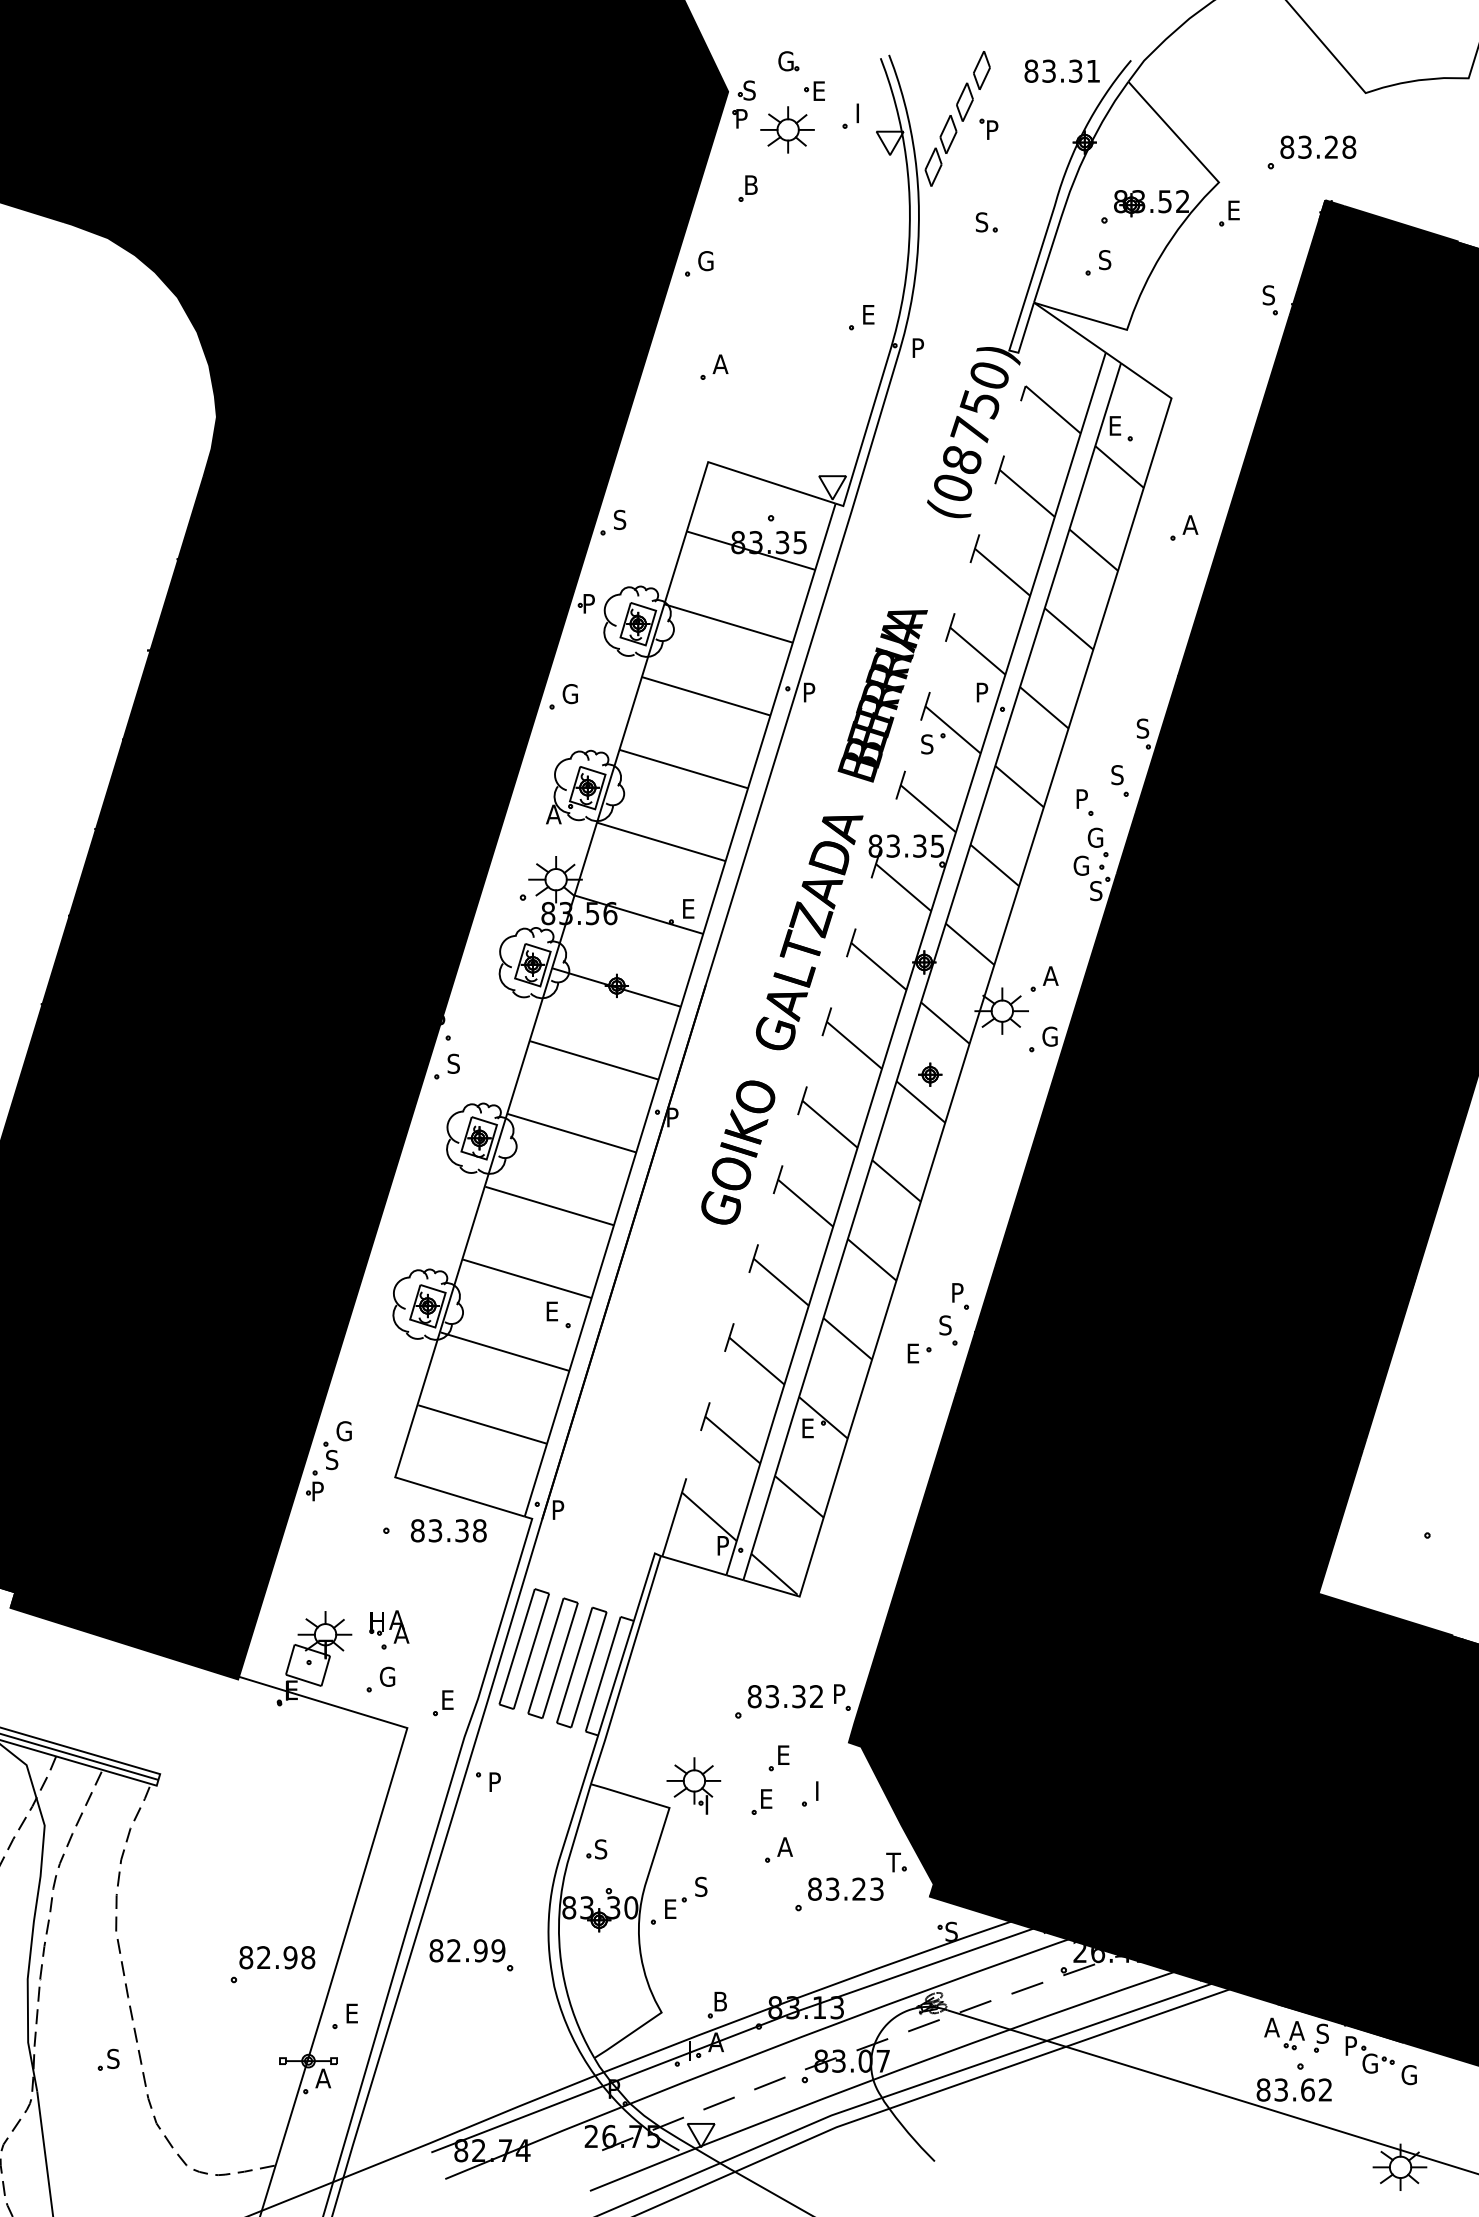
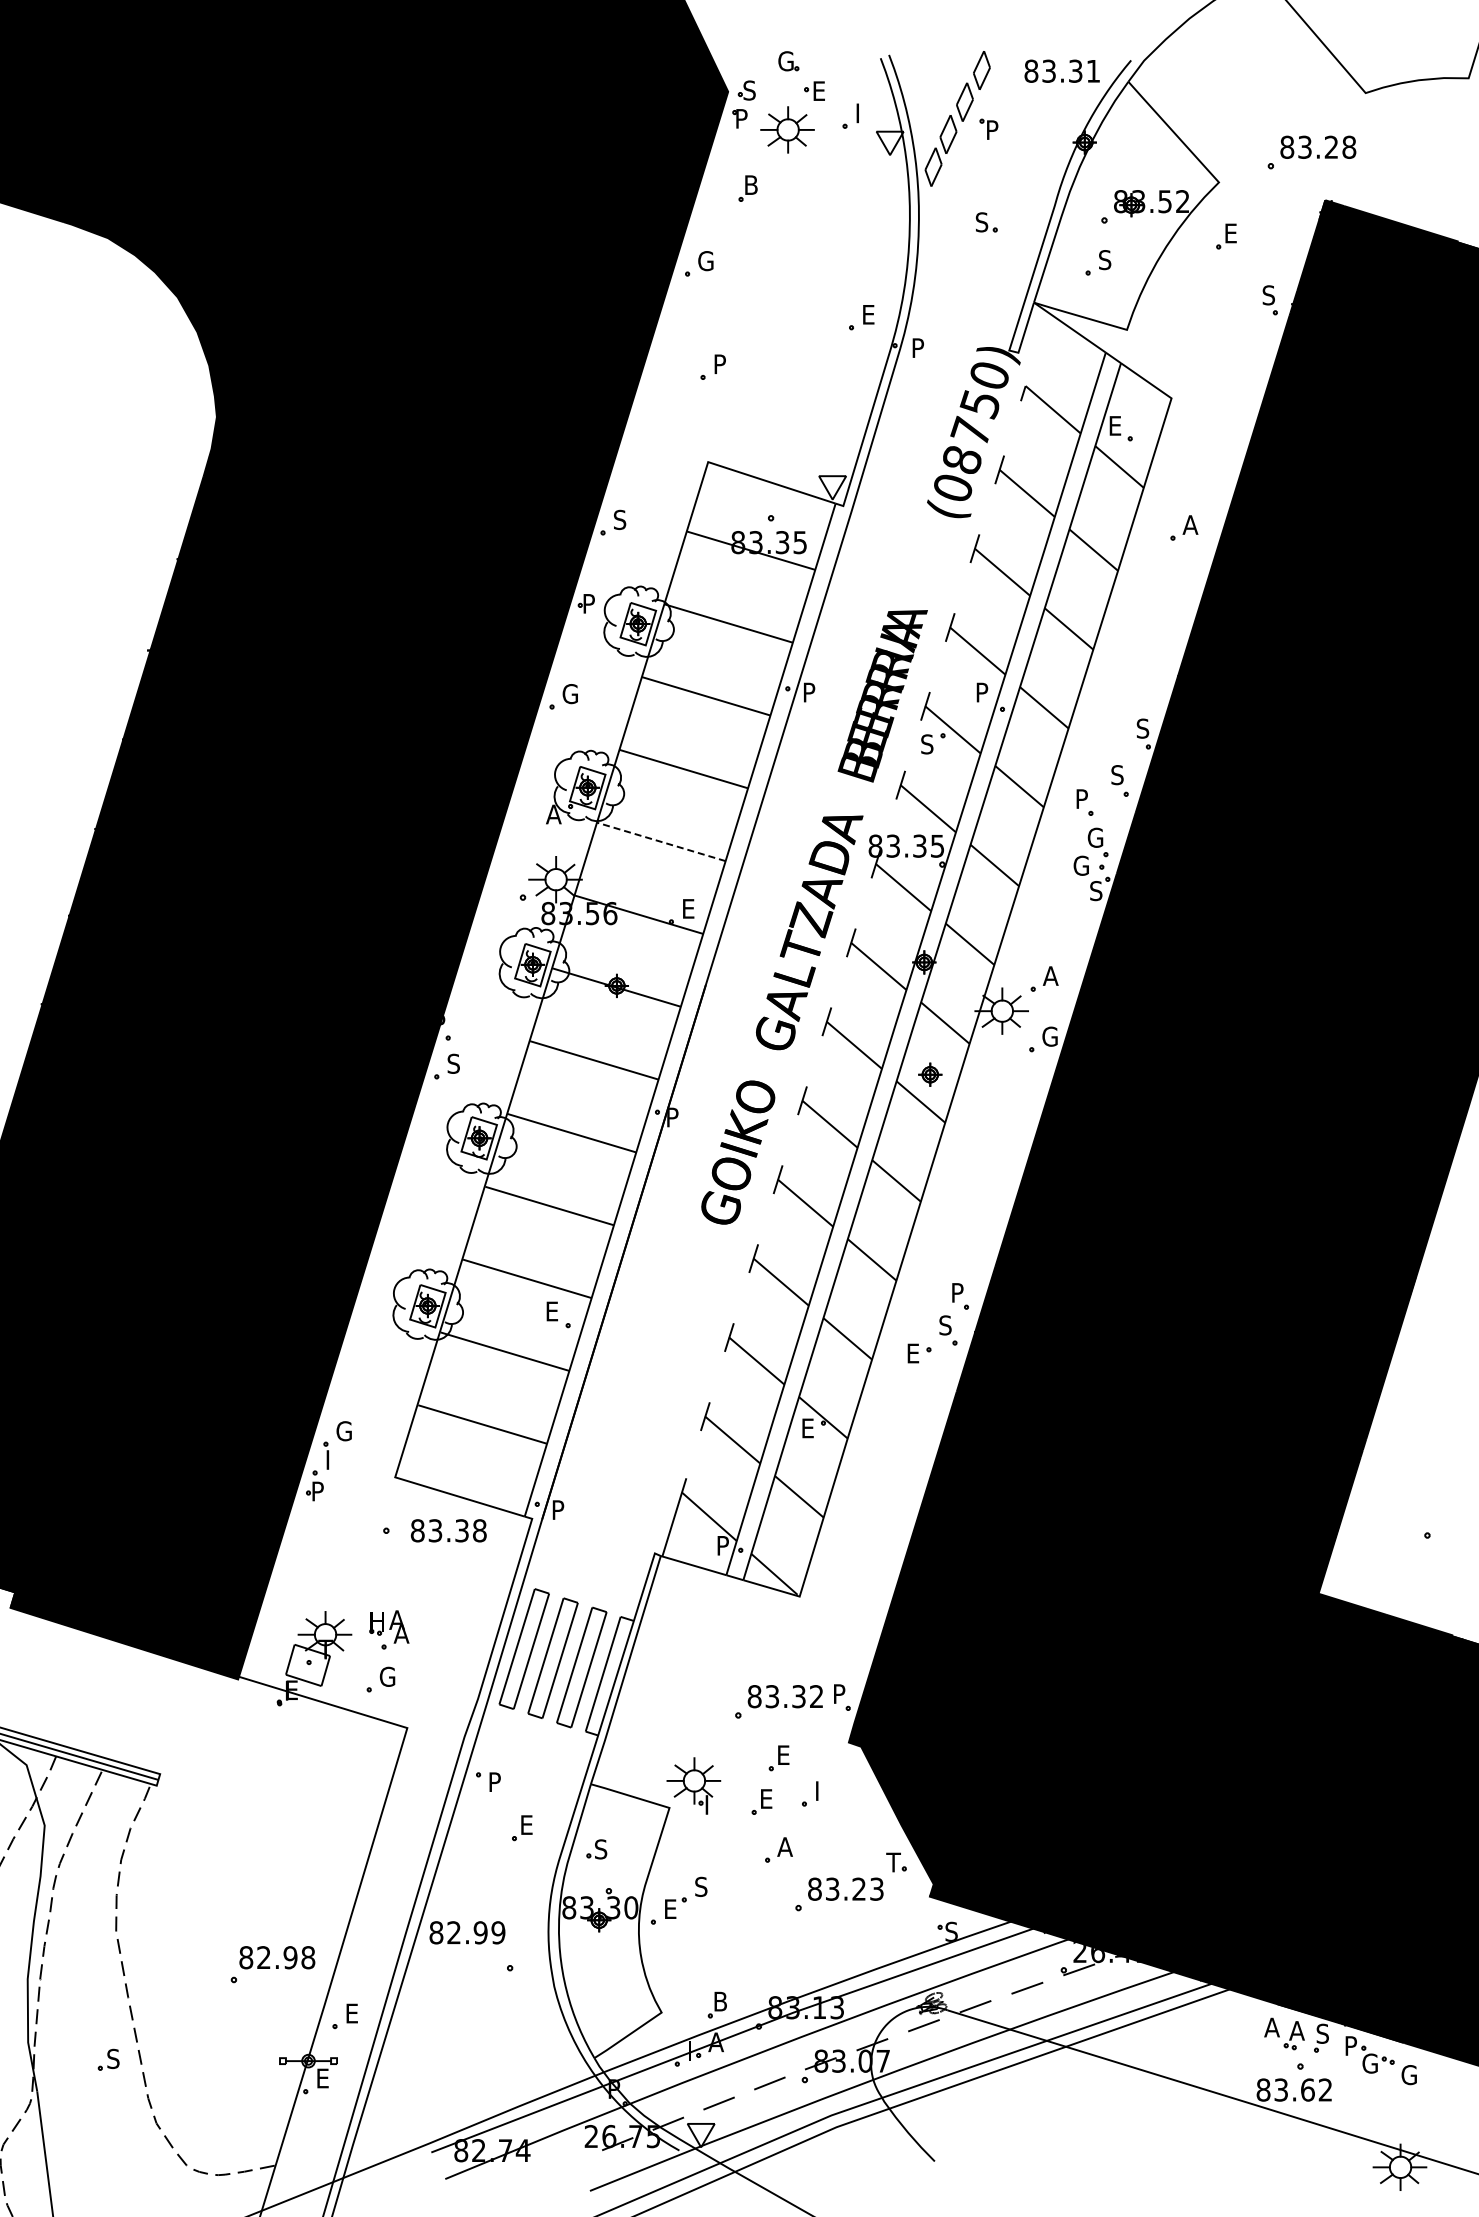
part position: (1229, 213) -> (1226, 236) (1226, 236)
text: A -> P (720, 364)
line: solid -> dashed (660, 841)
text: S -> I (332, 1459)
part position: (443, 1703) -> (522, 1828) (522, 1828)
text position: (467, 1950) -> (467, 1932) (467, 1932)
text: A -> E (323, 2078)
